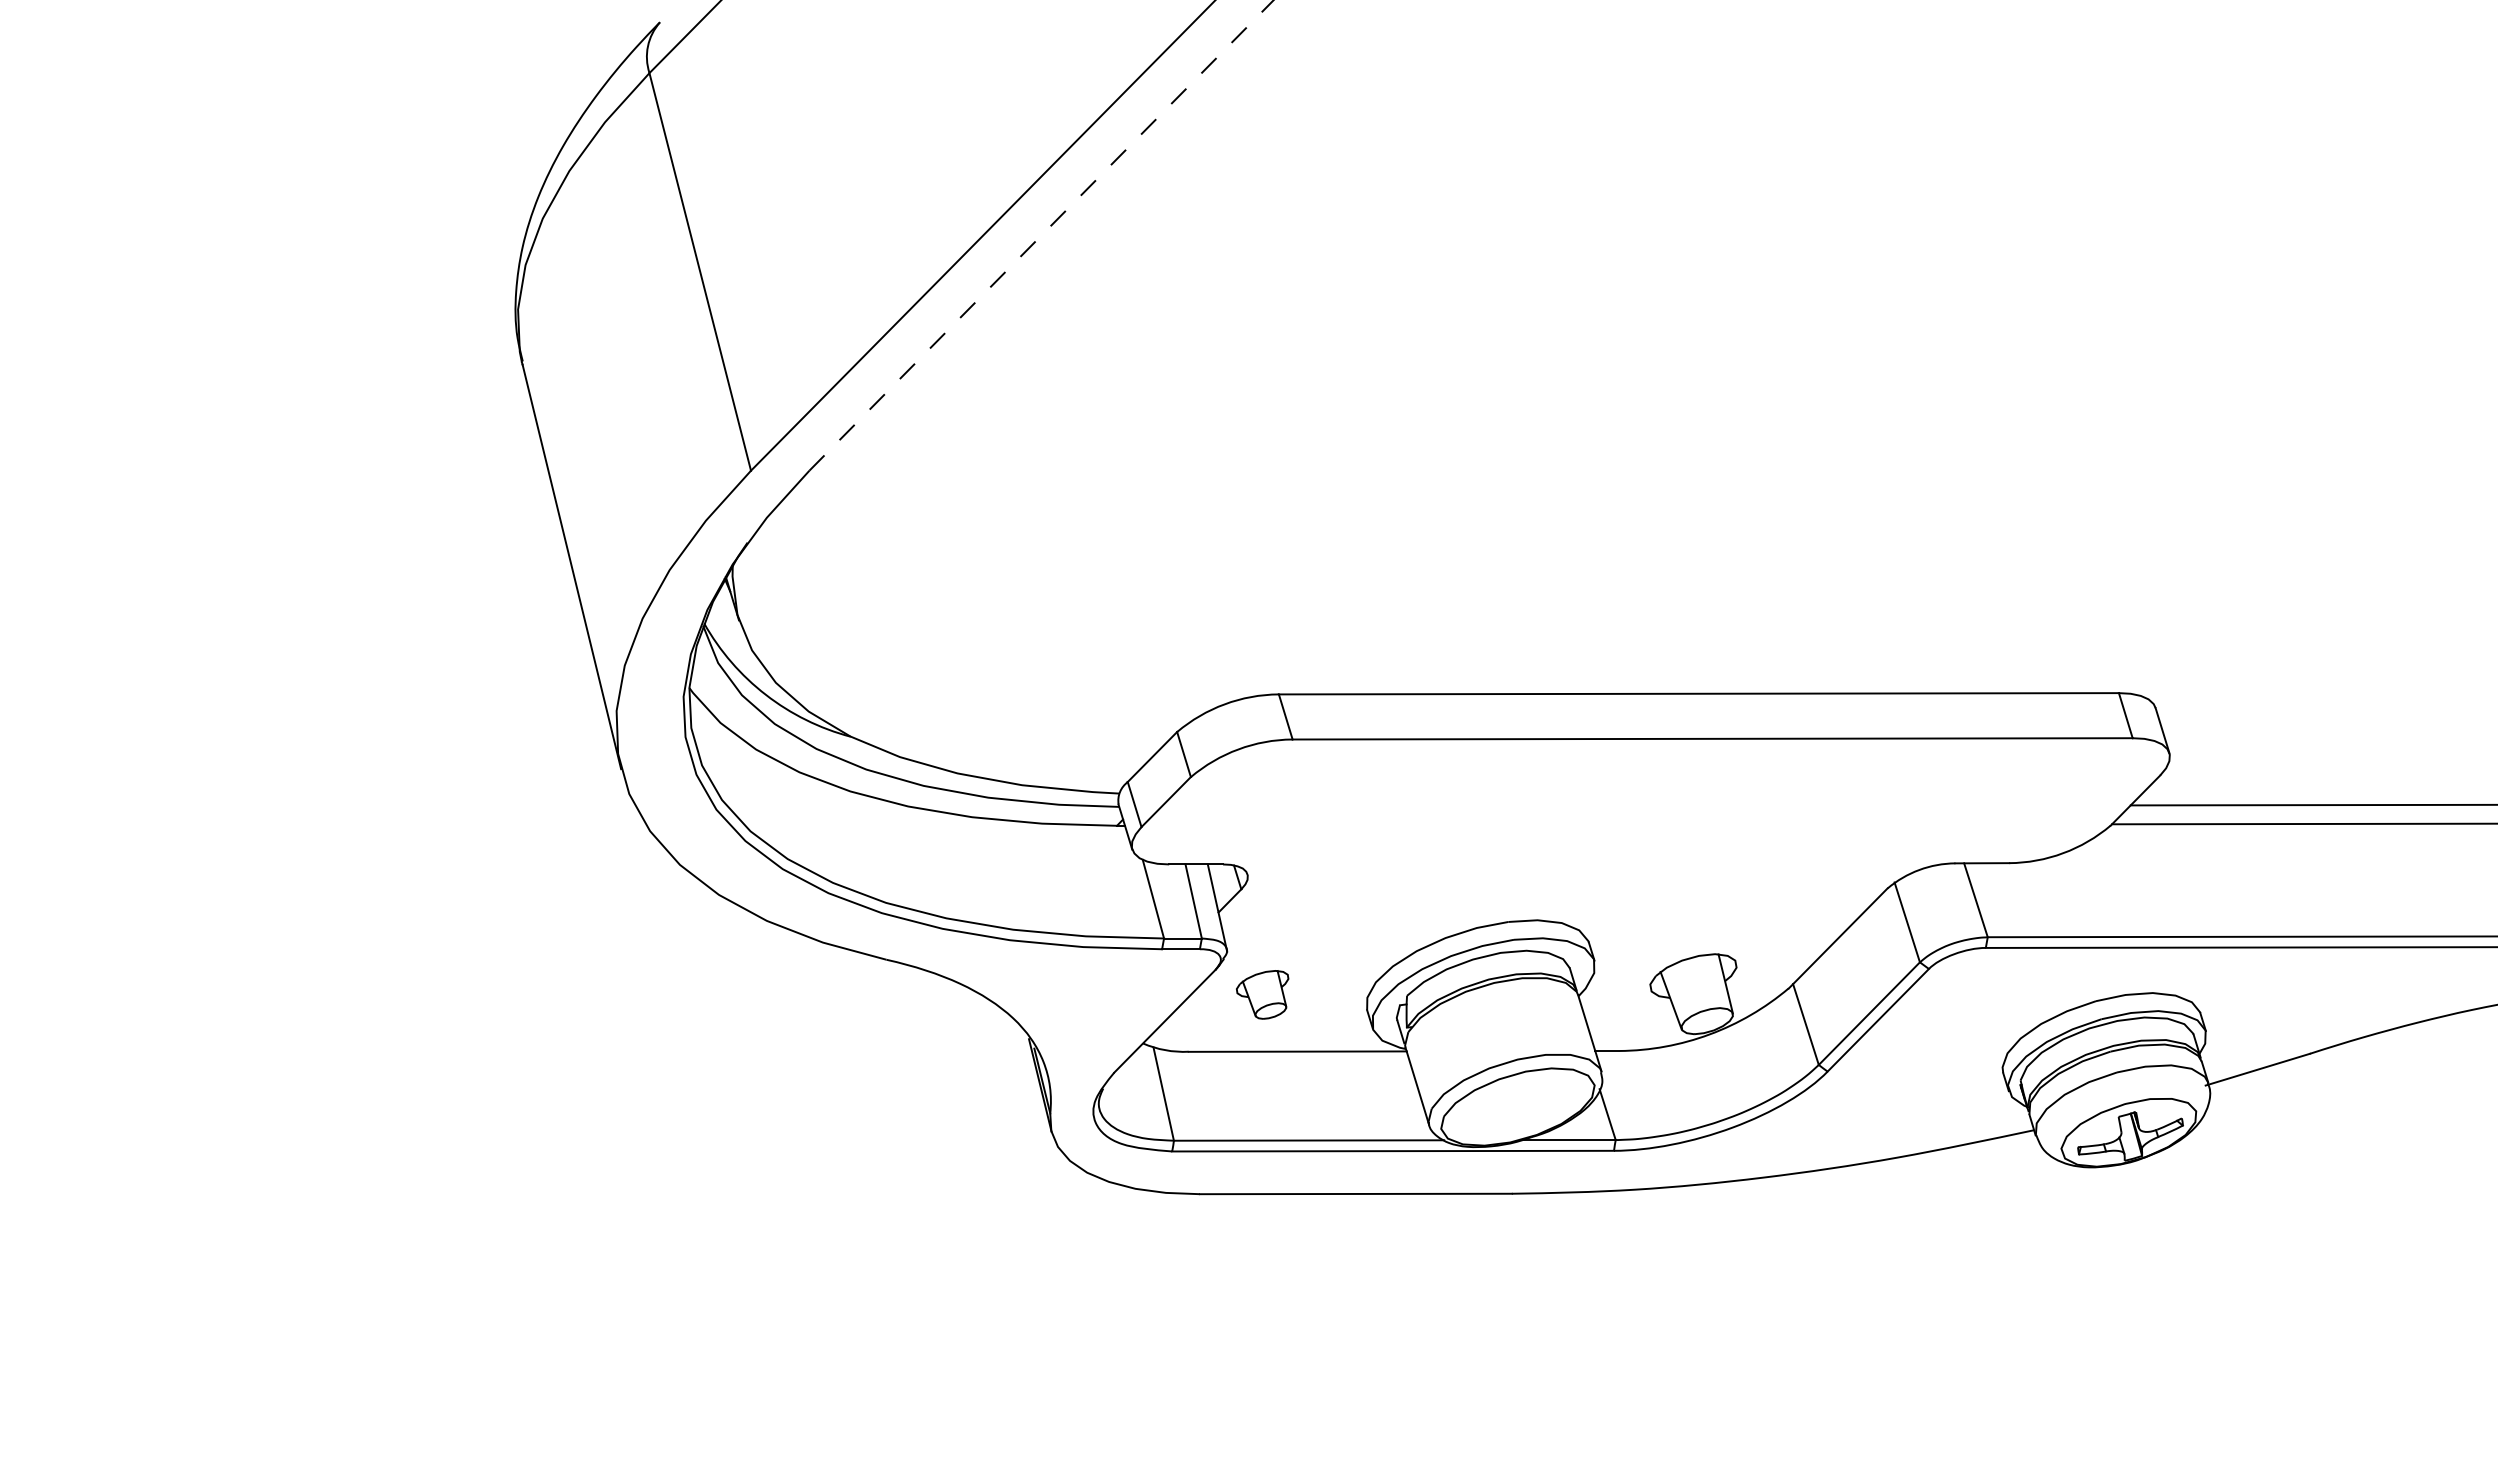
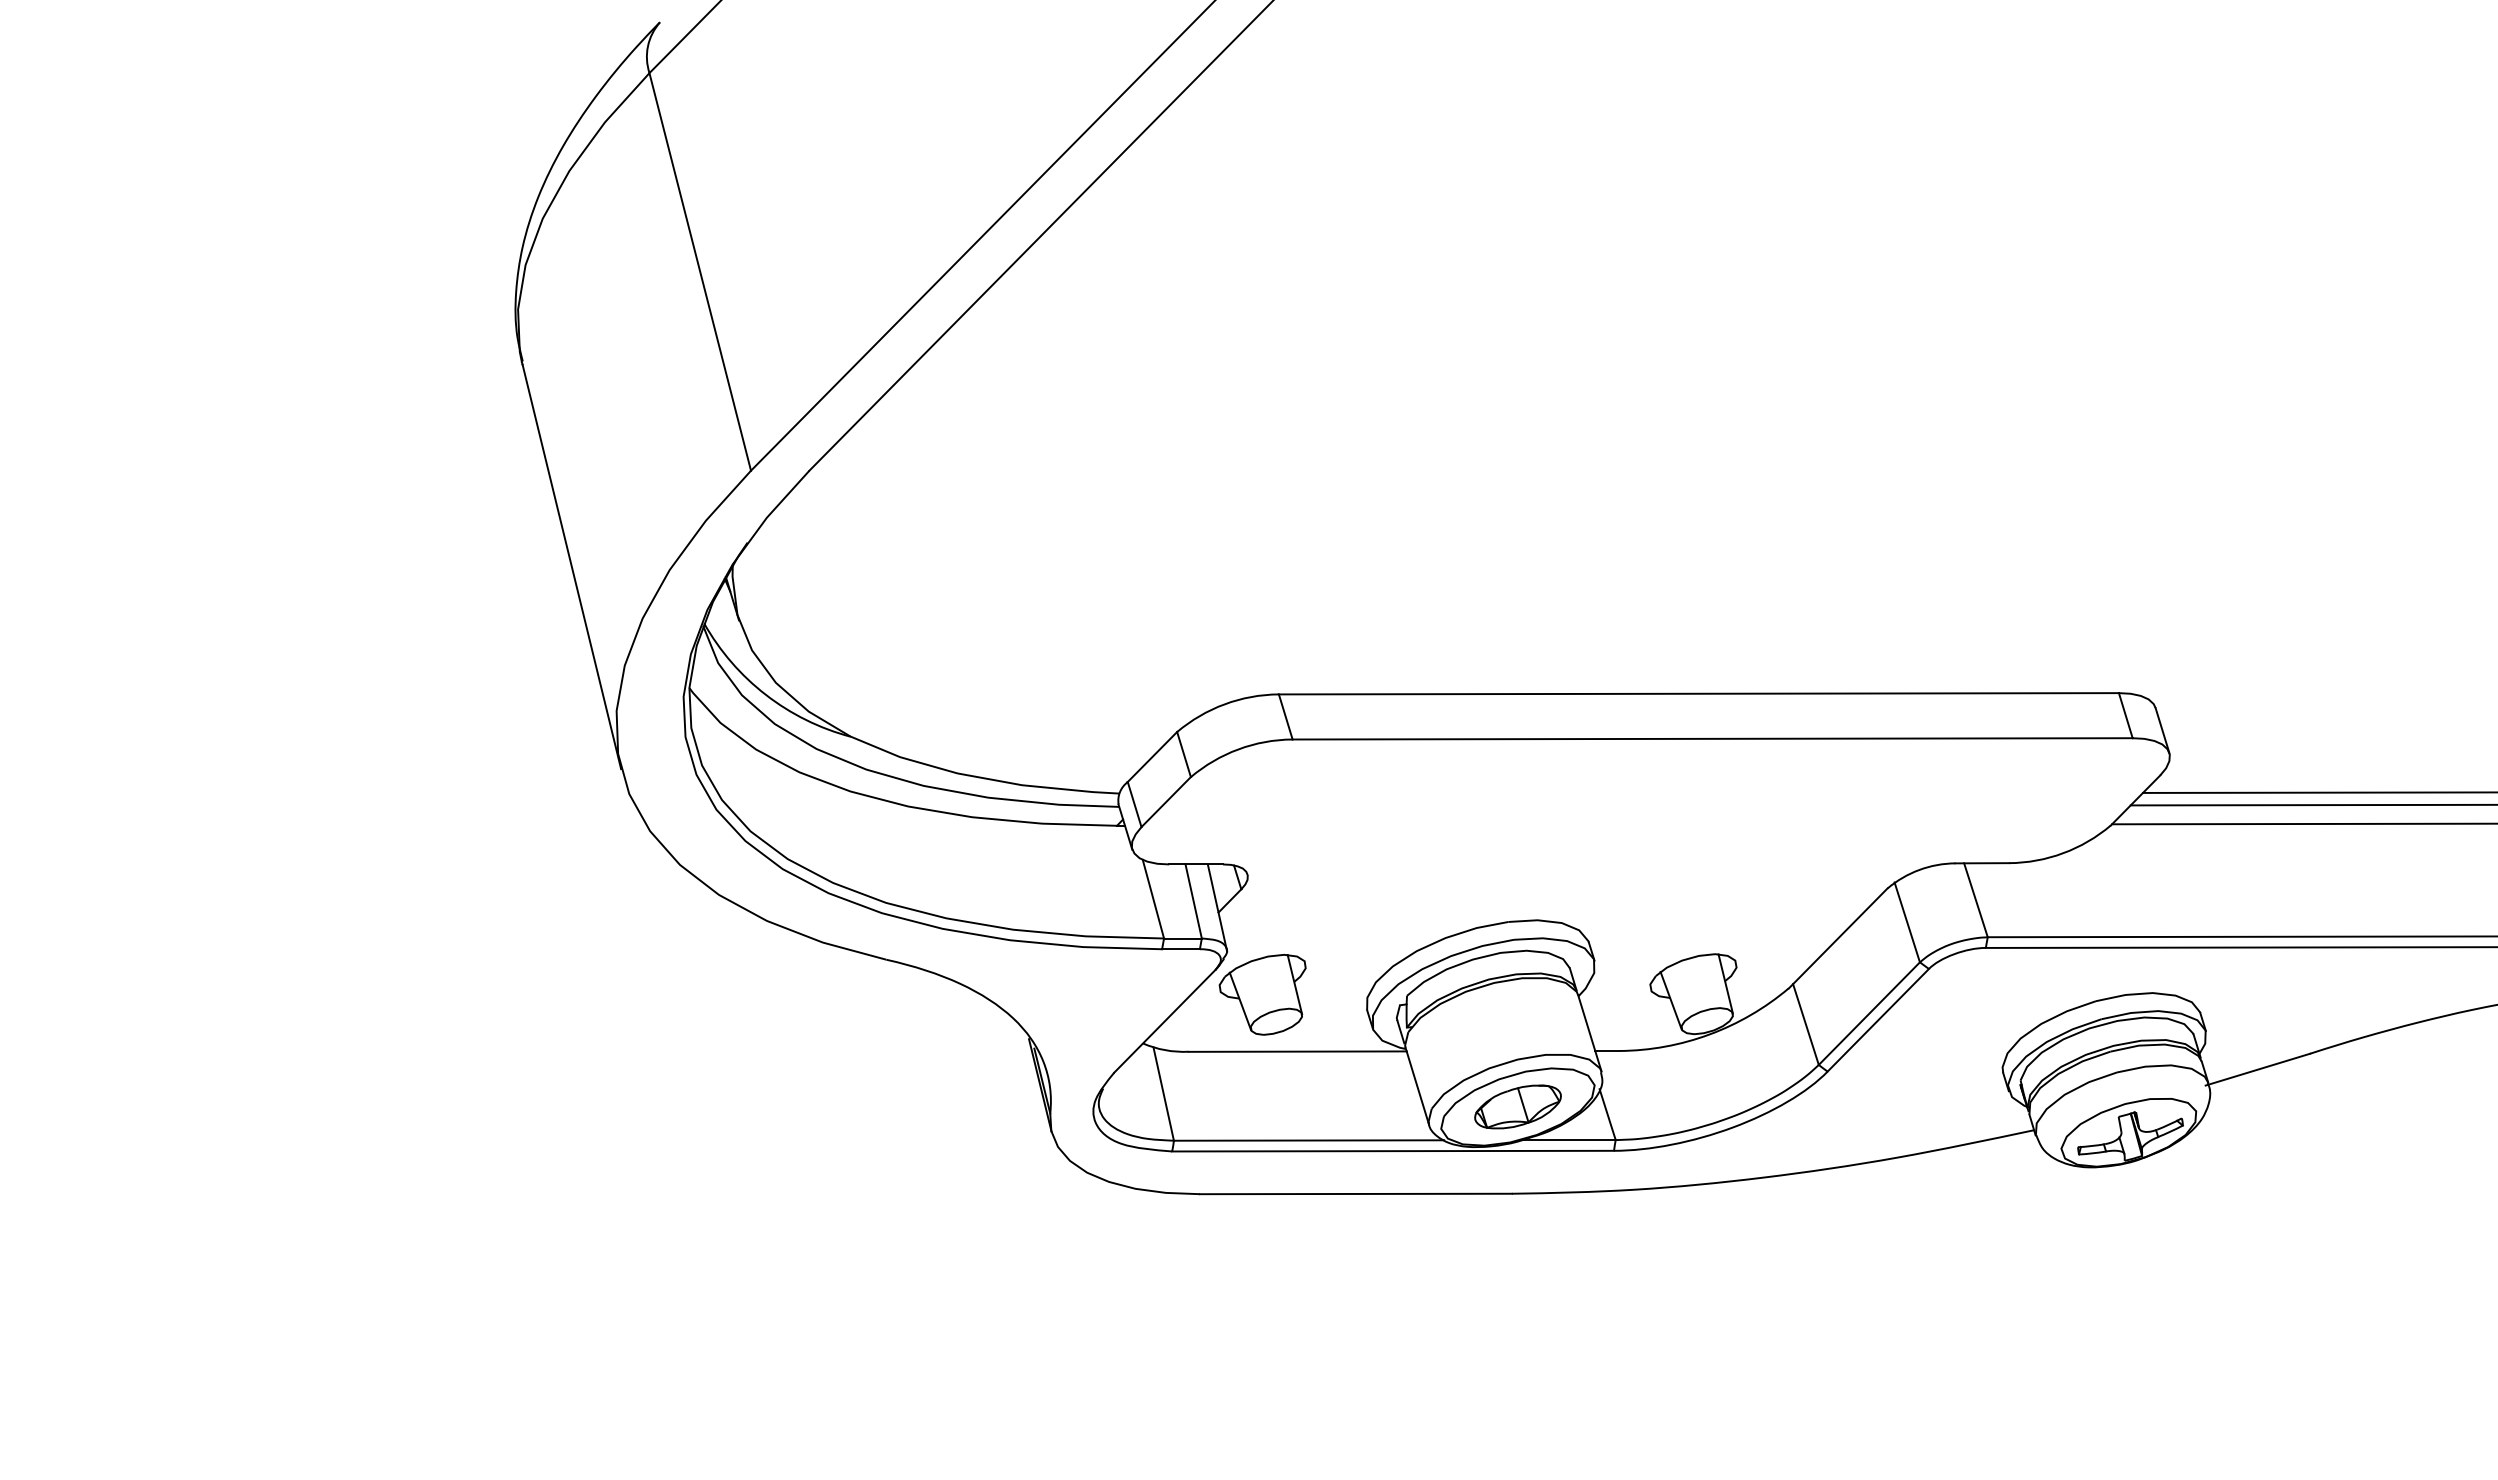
line: dashed -> solid (1041, 235)
line: none -> present (2318, 792)
part size: 54x50 px -> 89x82 px (1262, 994)
part: none -> present (1517, 1106)
